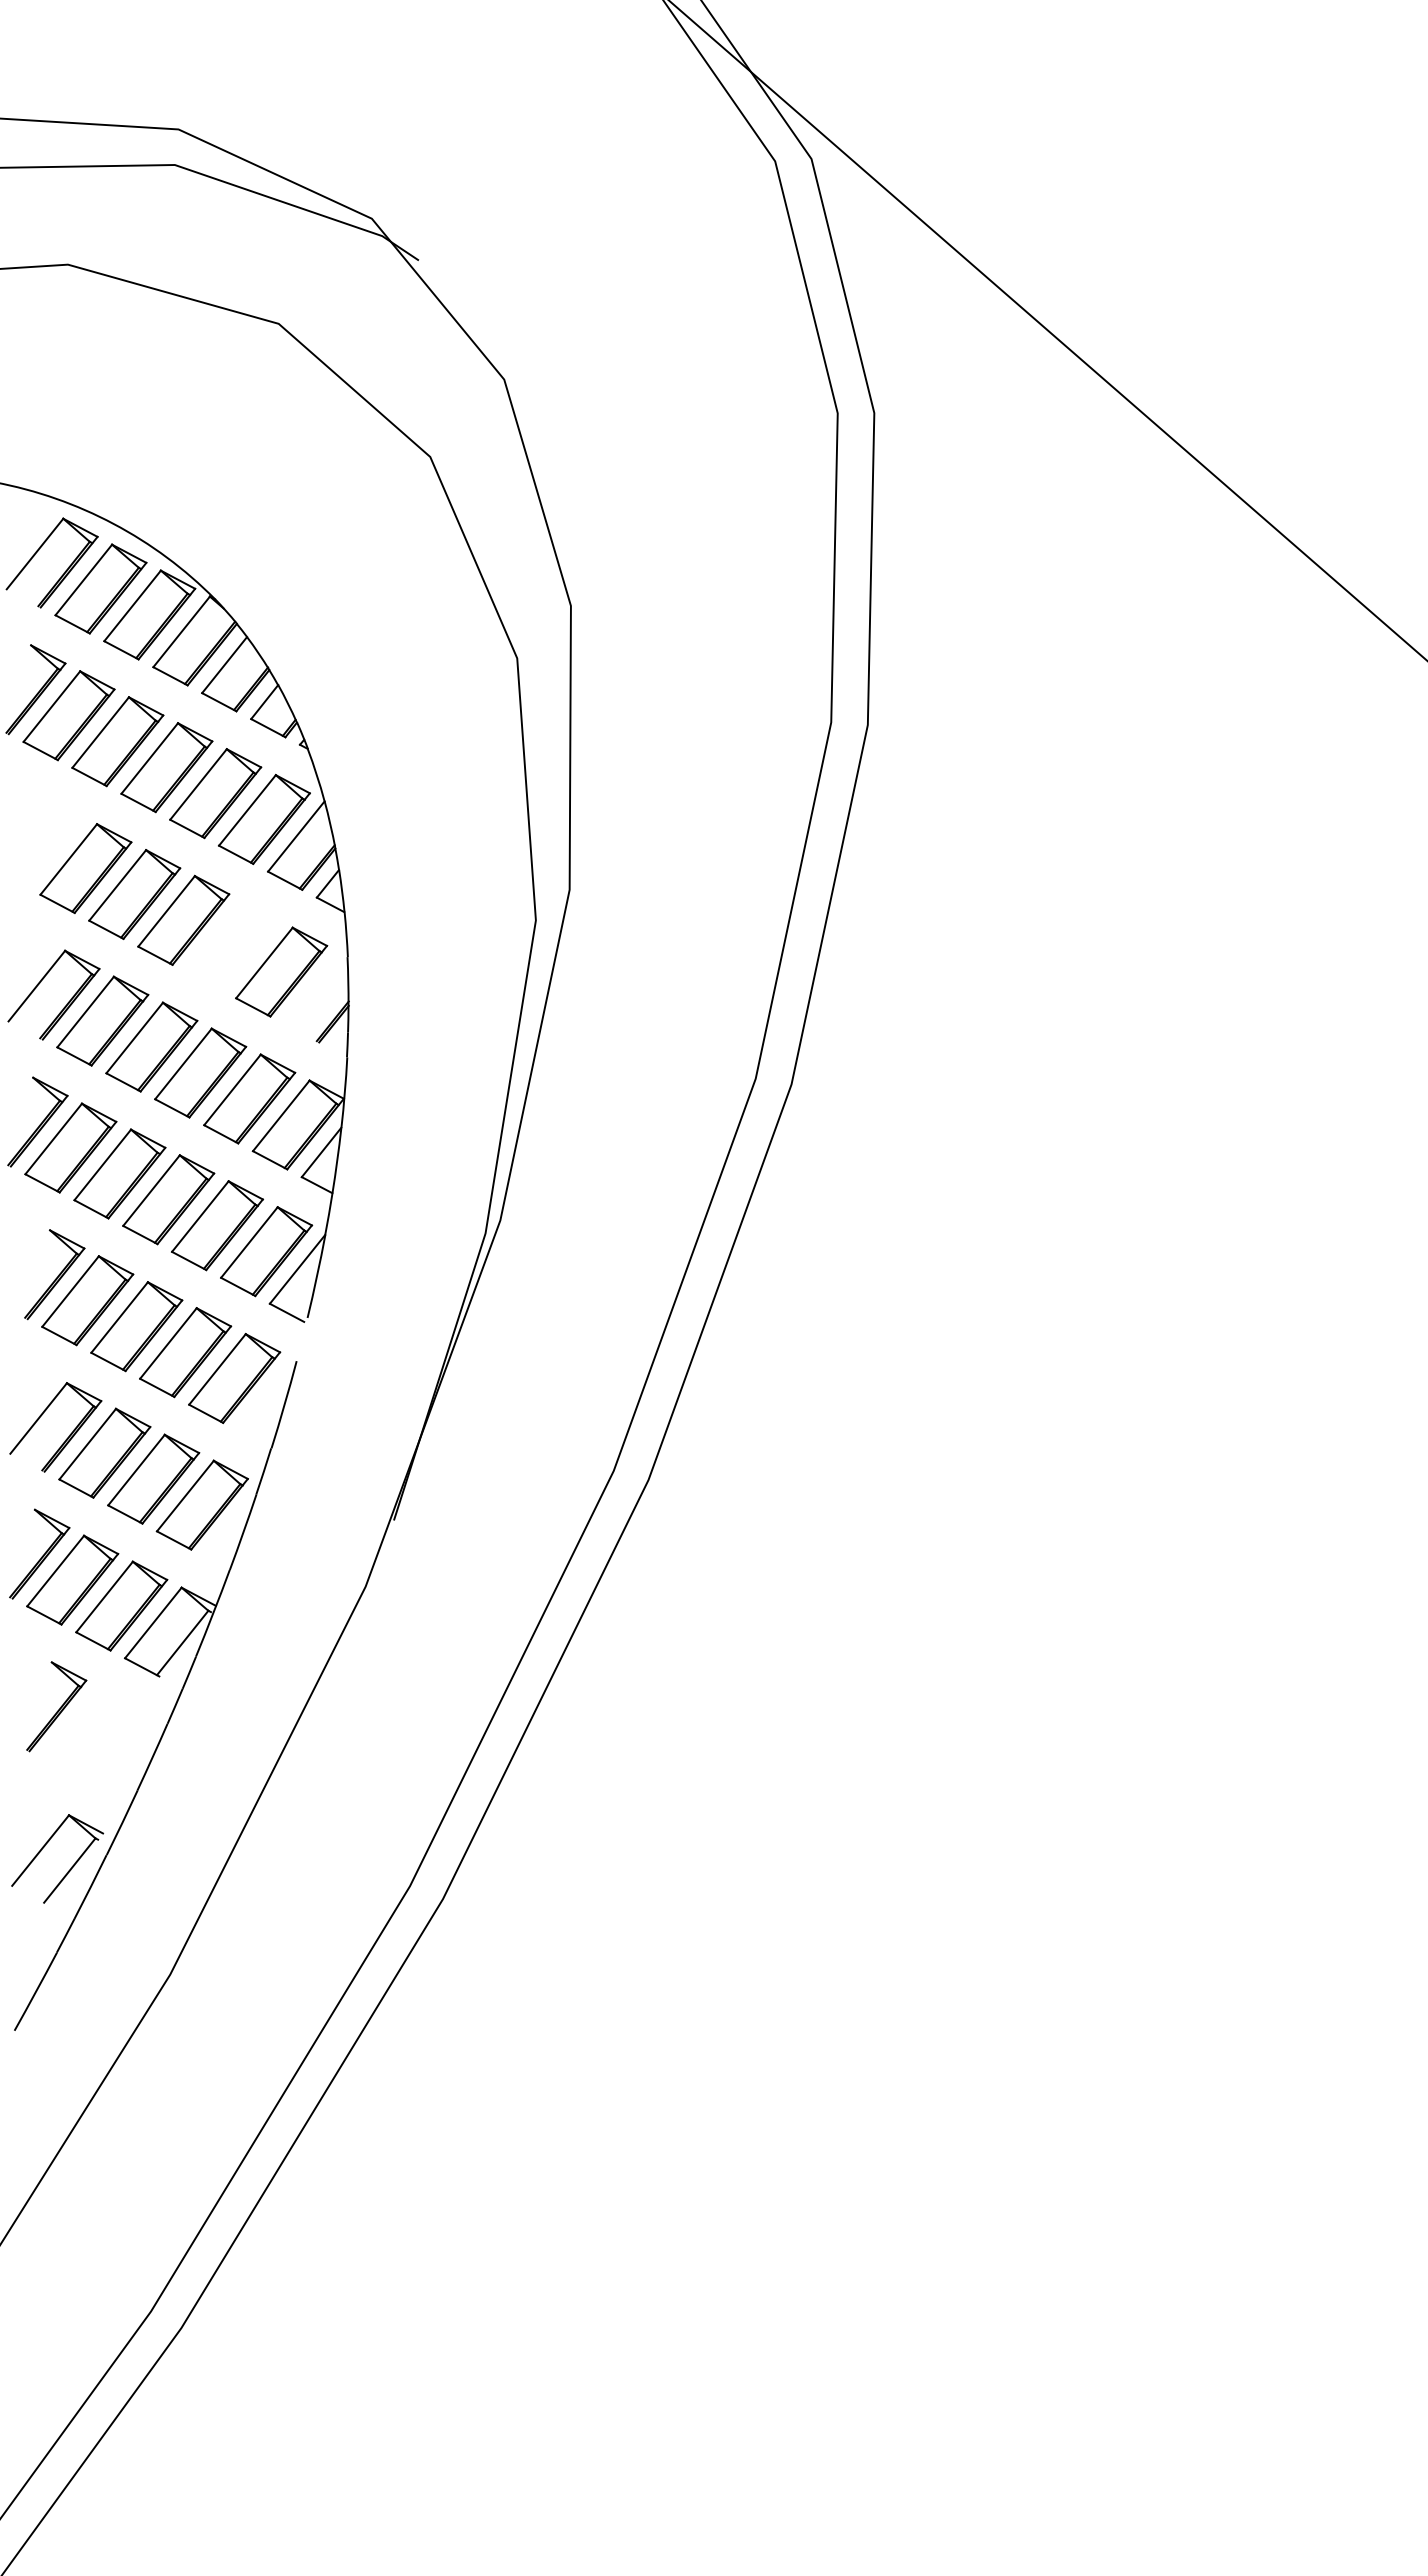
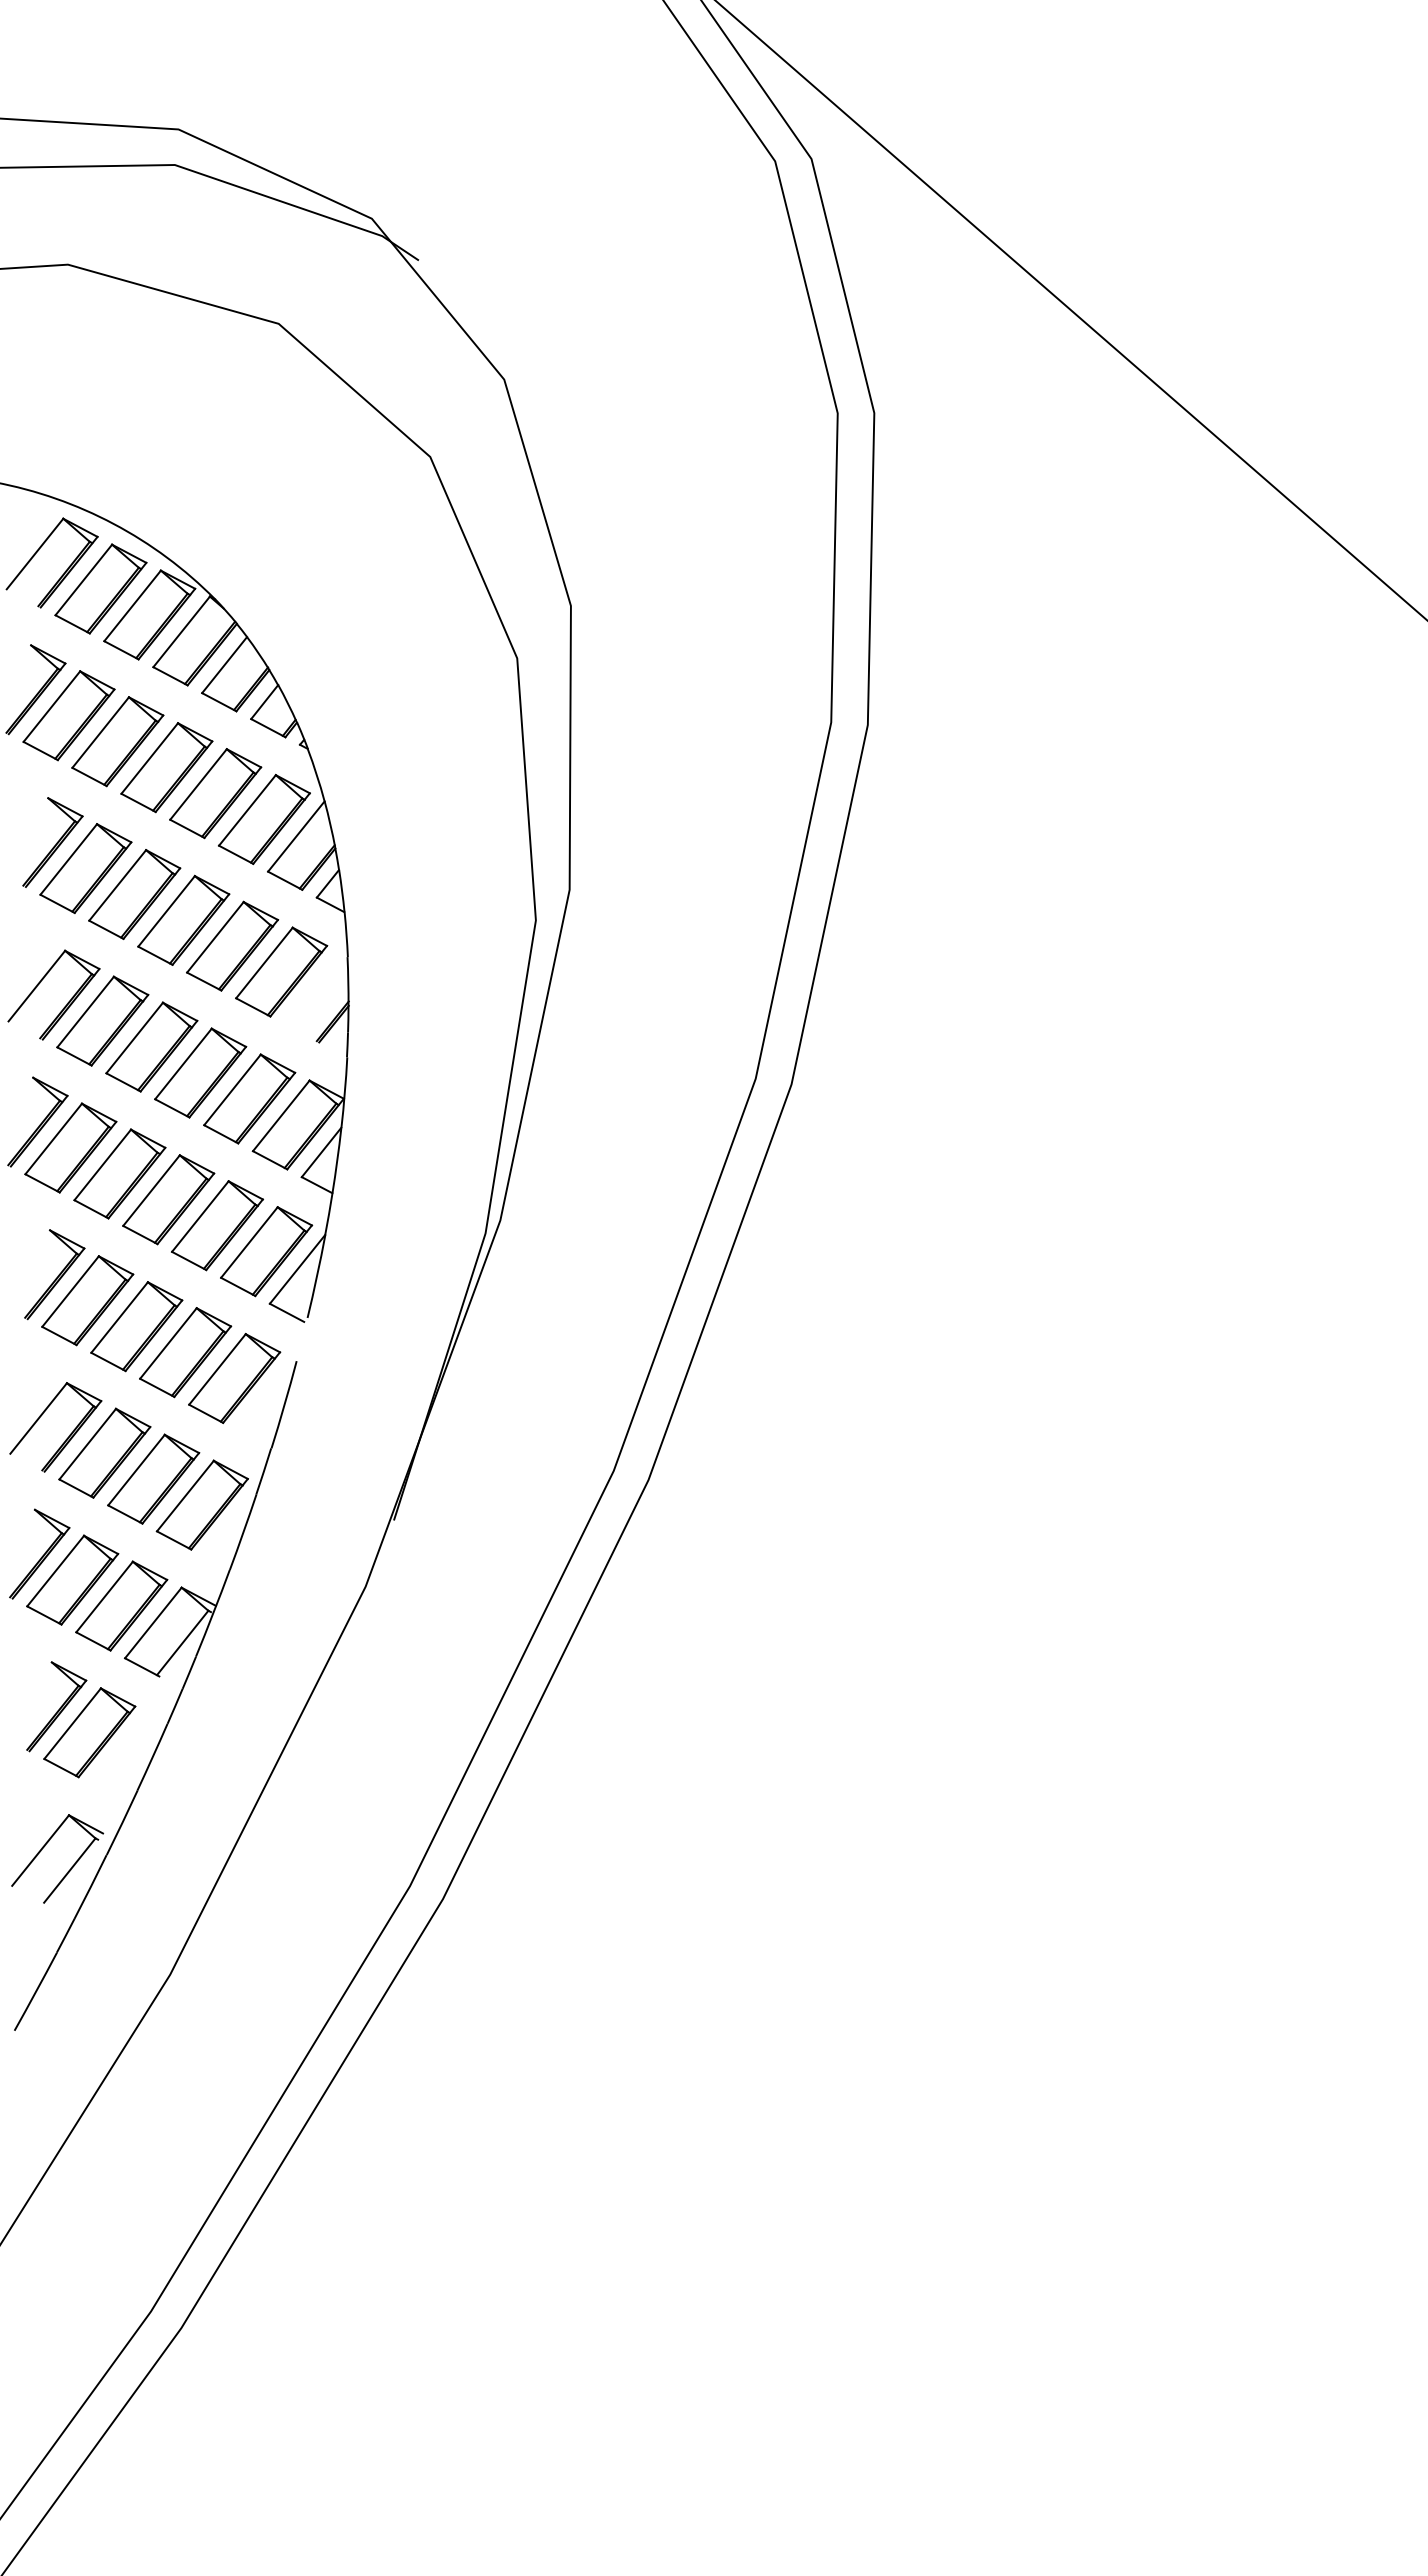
line position: (1047, 330) -> (1070, 310) (1070, 310)
part: none -> present (52, 842)
part: none -> present (232, 945)
part: none -> present (89, 1732)
